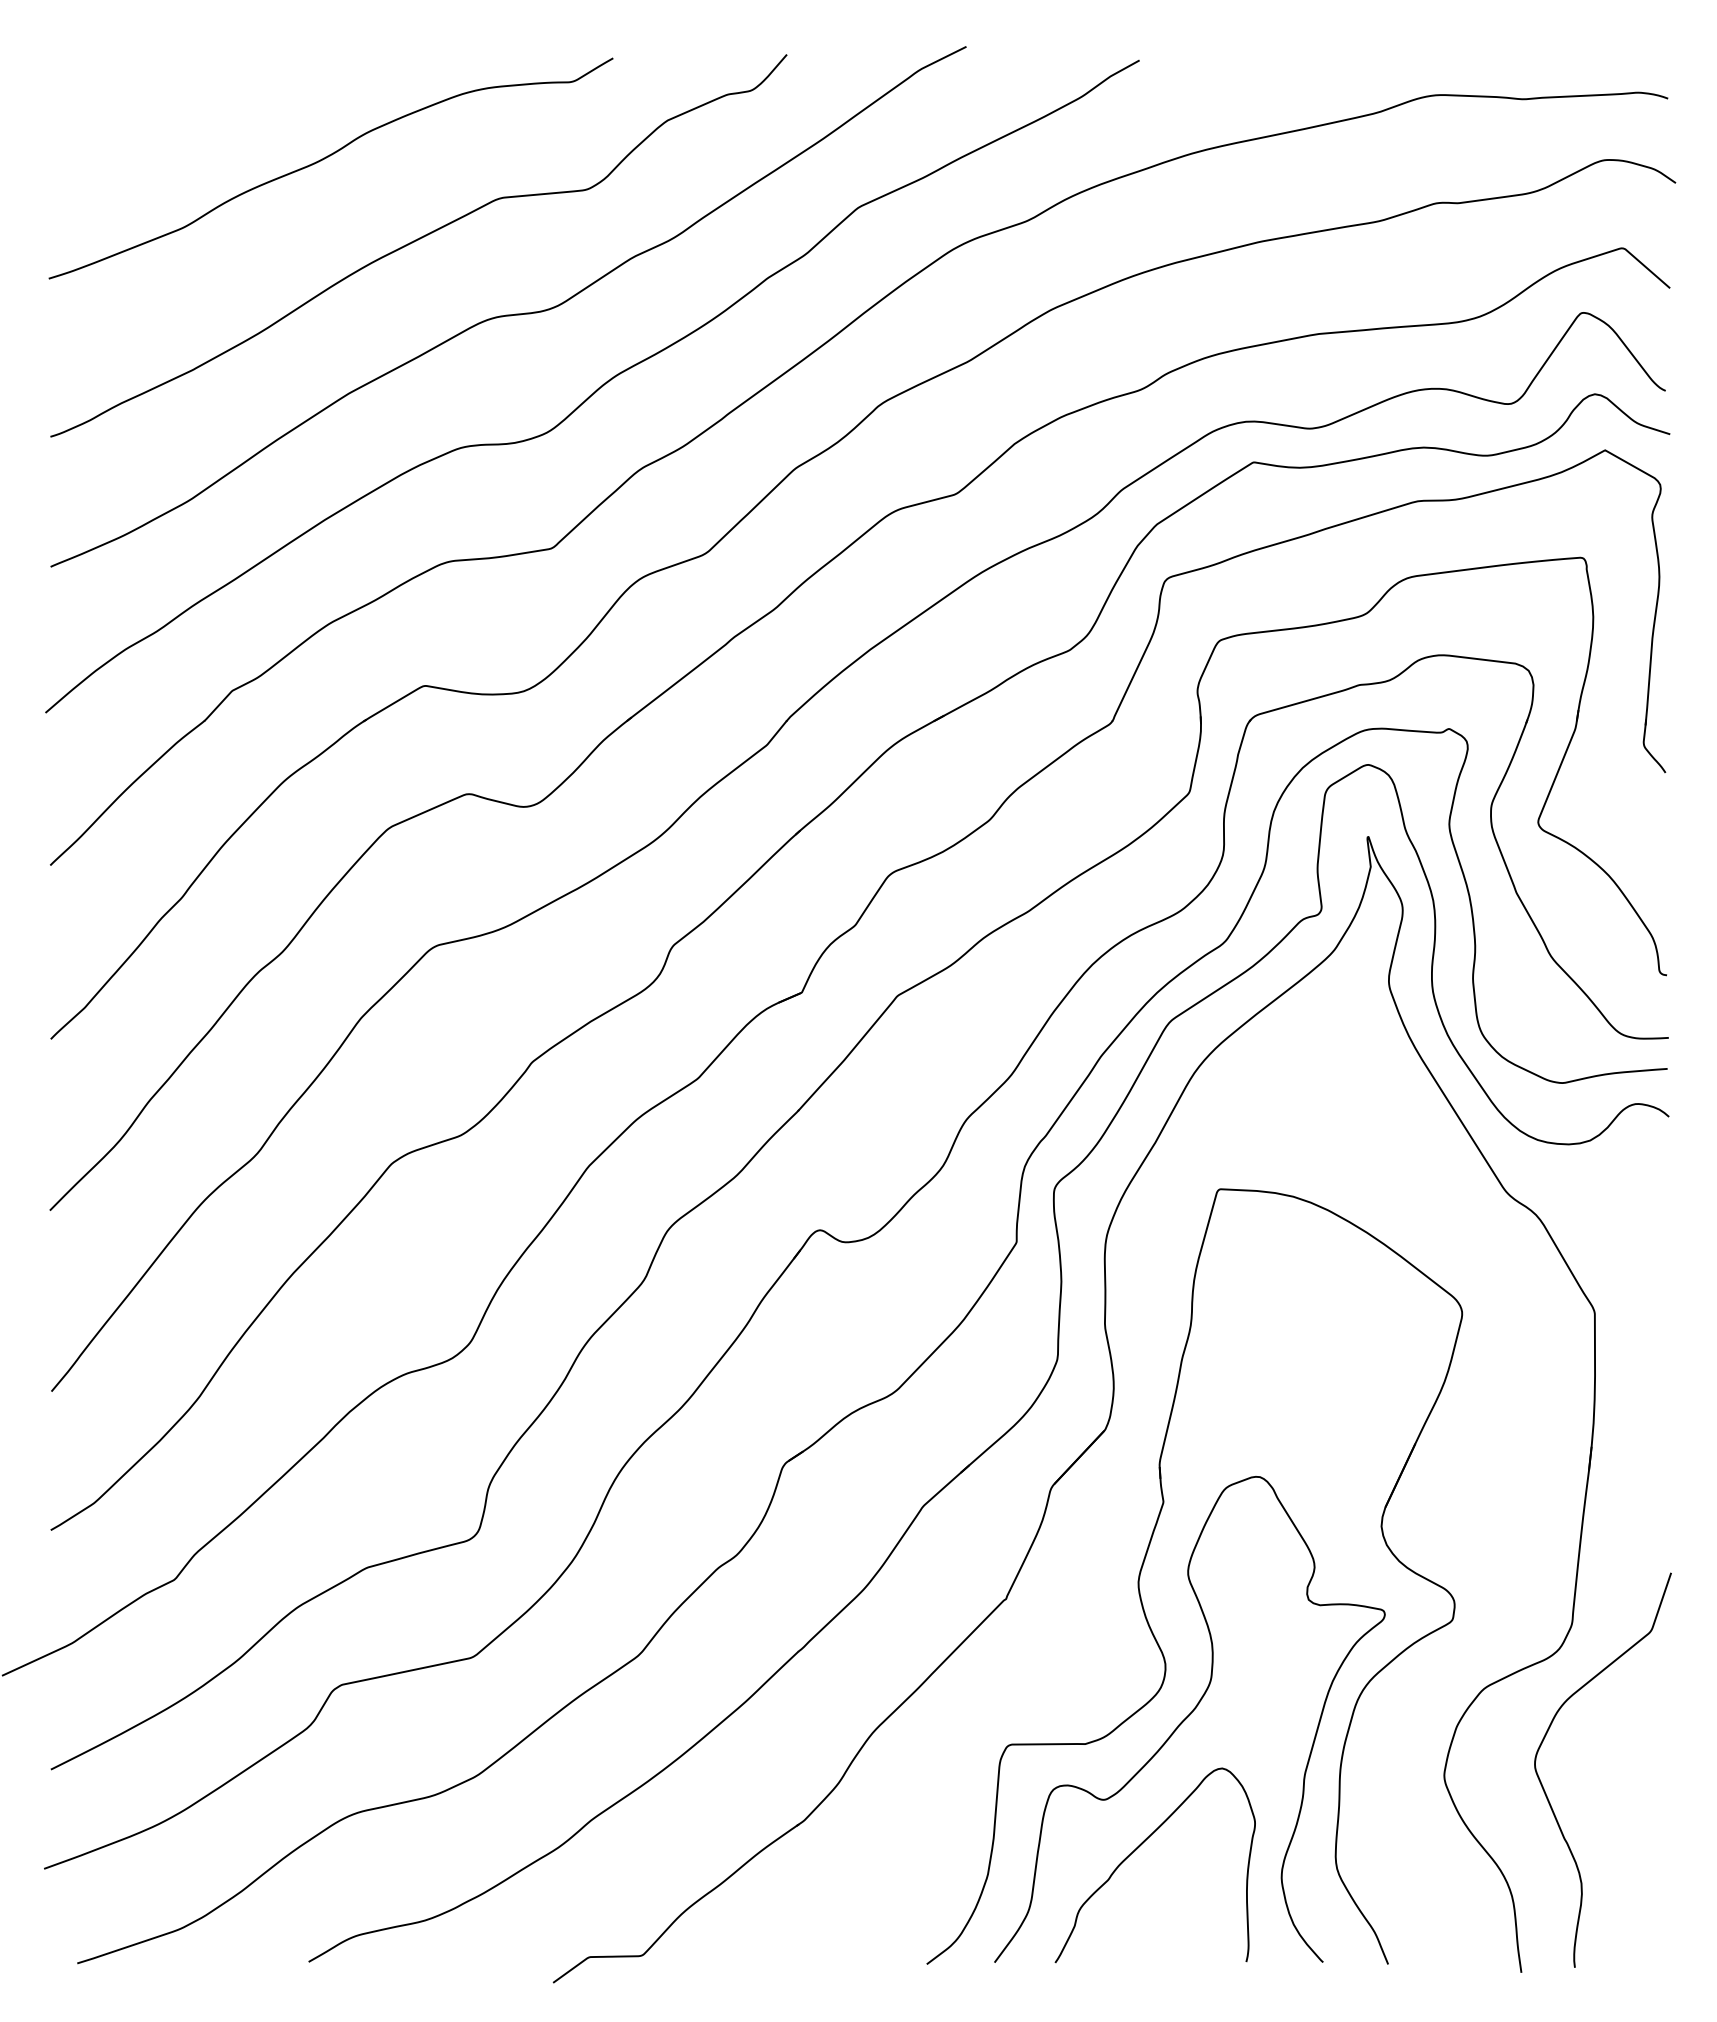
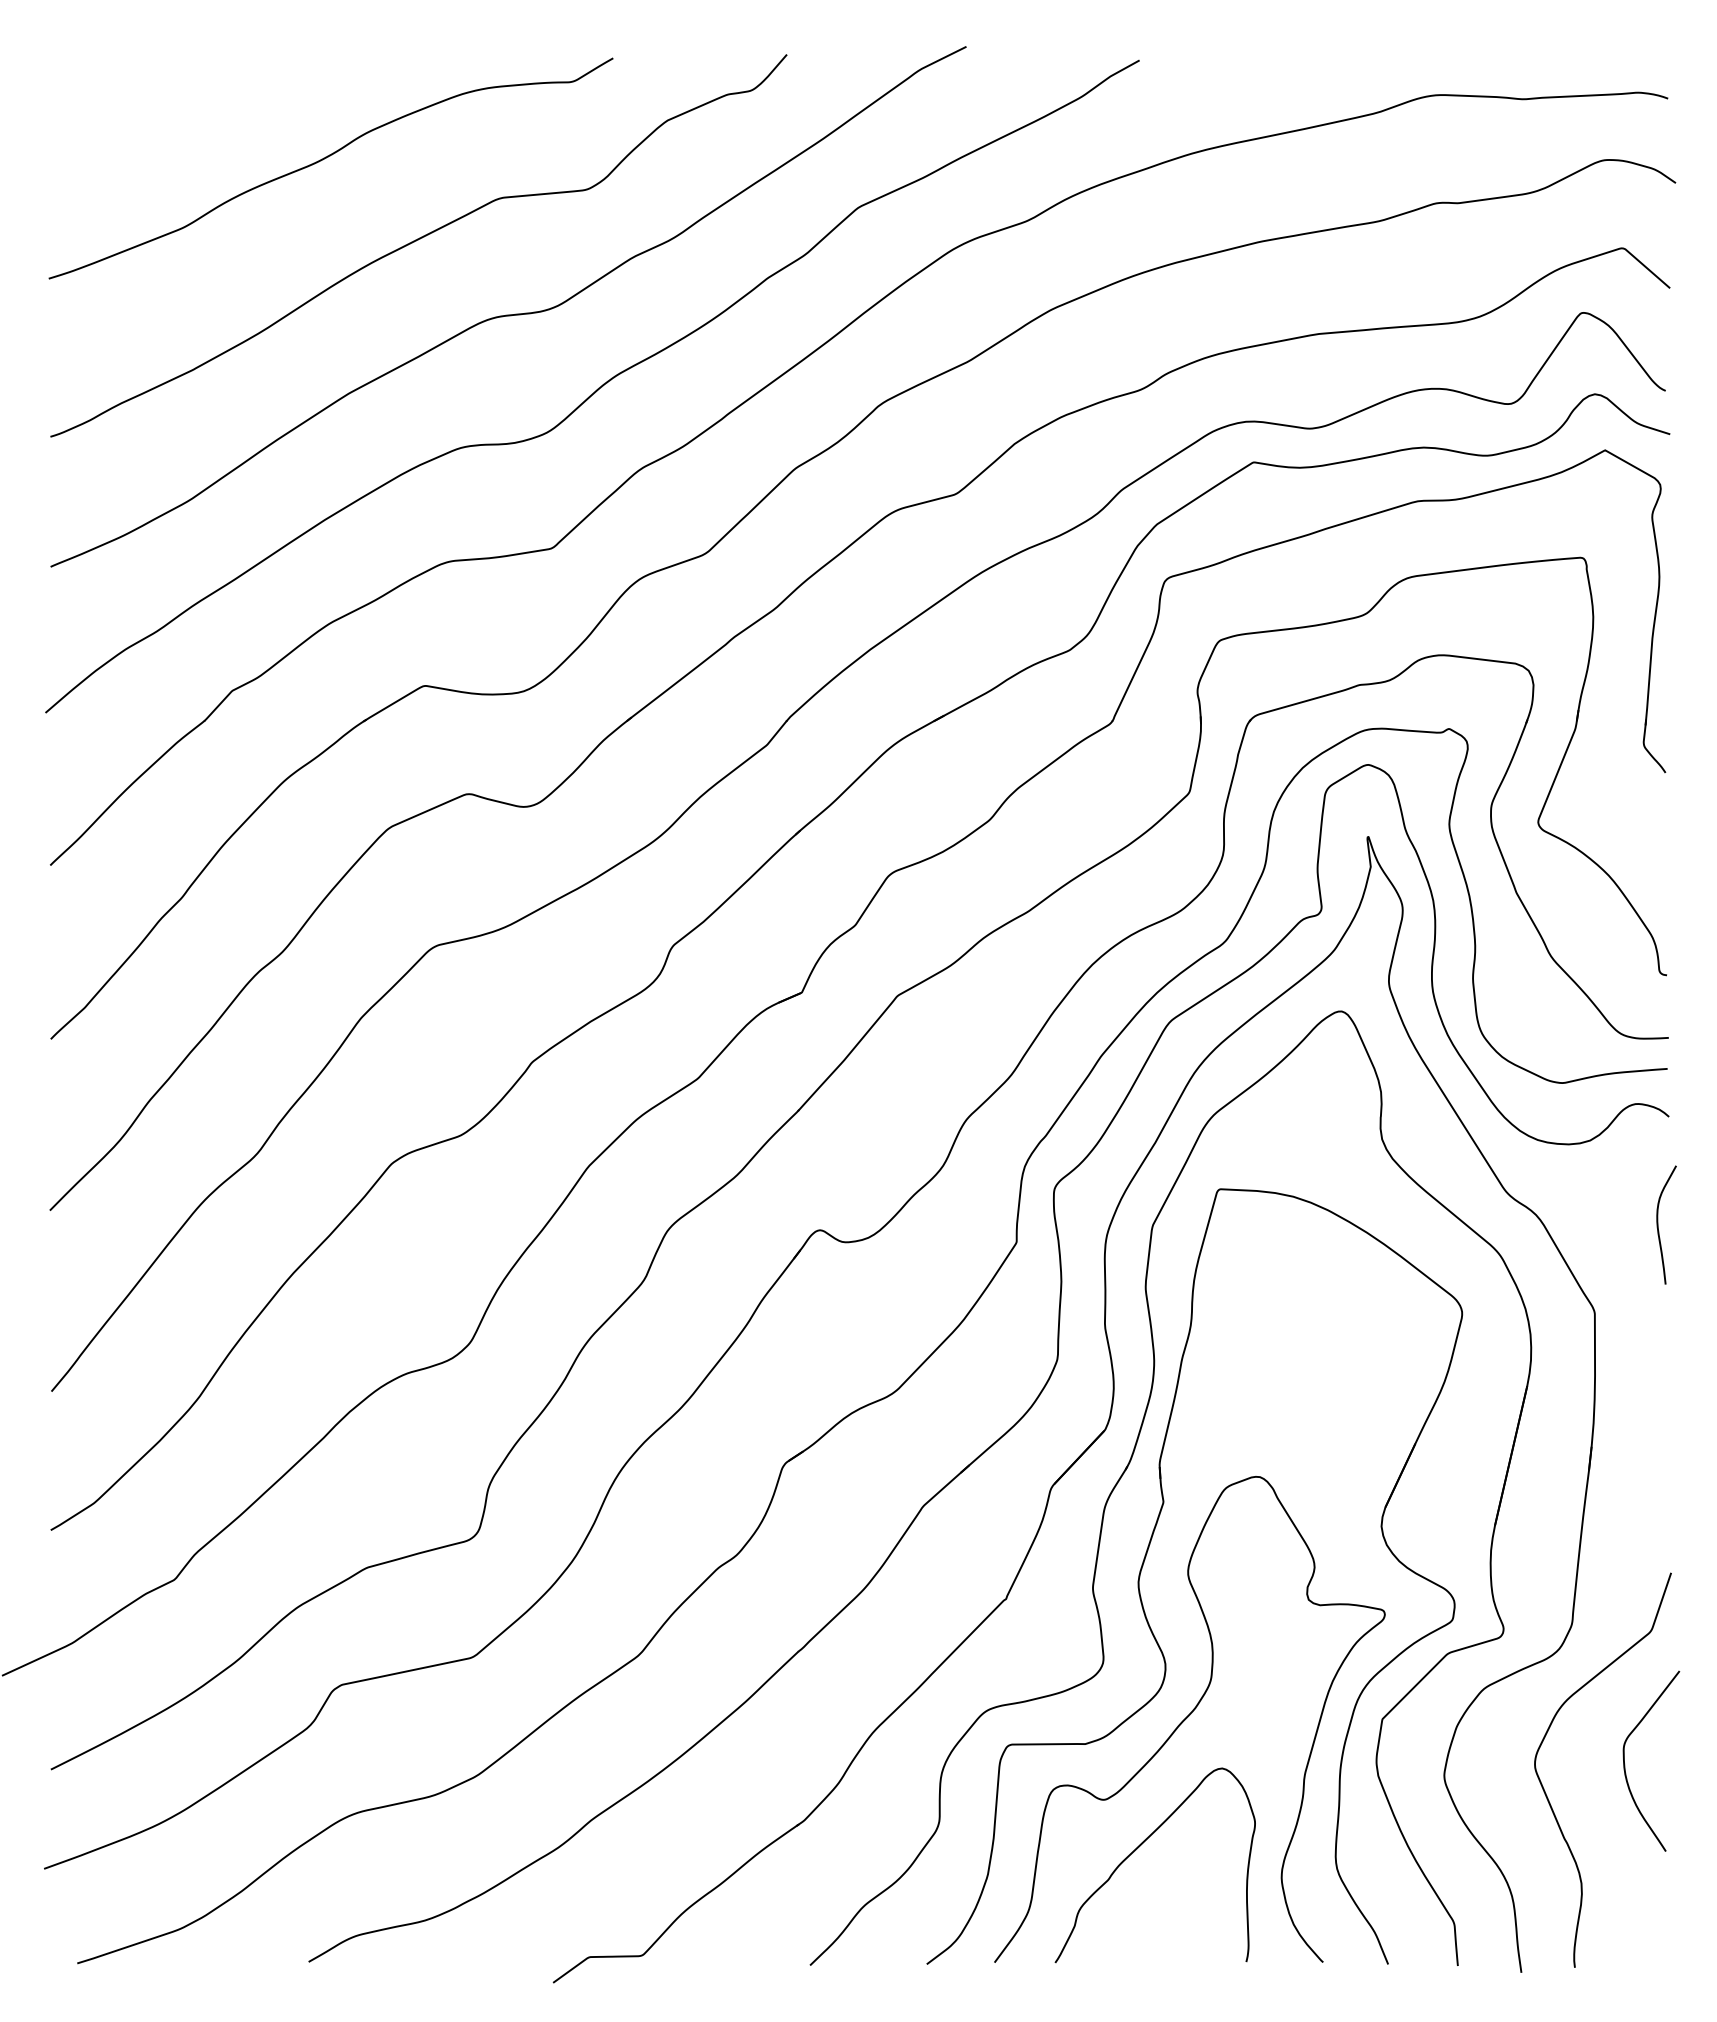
curve: none -> present (1658, 1224)
part: none -> present (1128, 1466)
curve: none -> present (1625, 1764)
